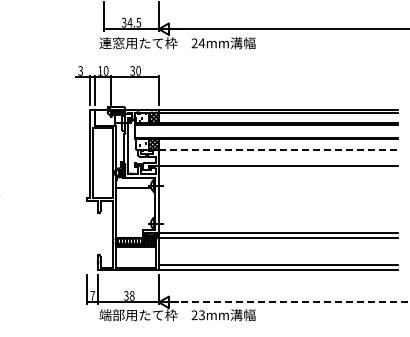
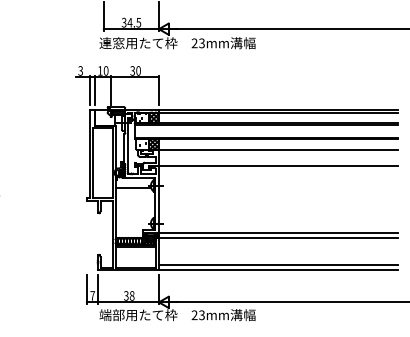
text: 24mm -> 23mm (201, 43)
line: dashed -> solid (278, 149)
line: dashed -> solid (290, 302)
